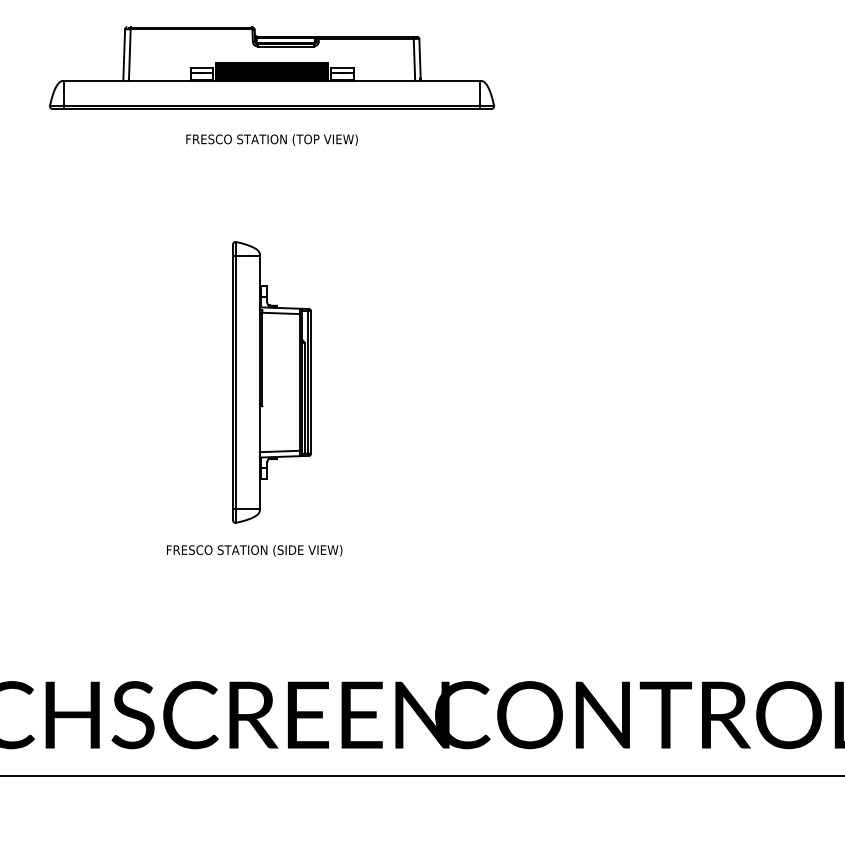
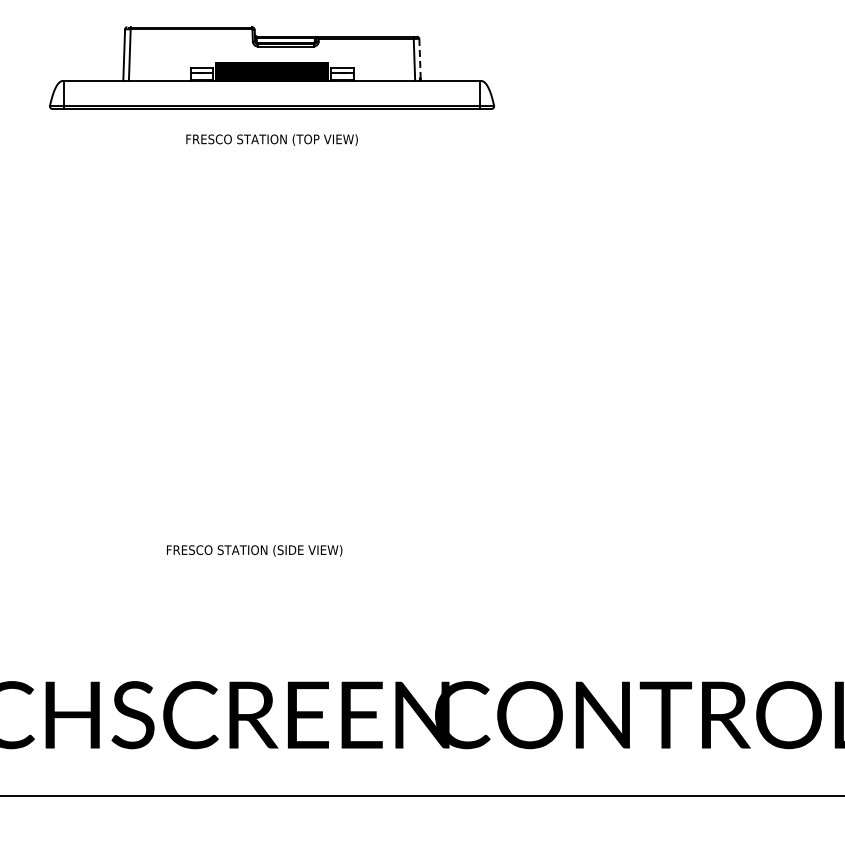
line: solid -> dashed (420, 58)
part: present -> none (271, 382)
line position: (421, 775) -> (421, 795) (421, 795)
